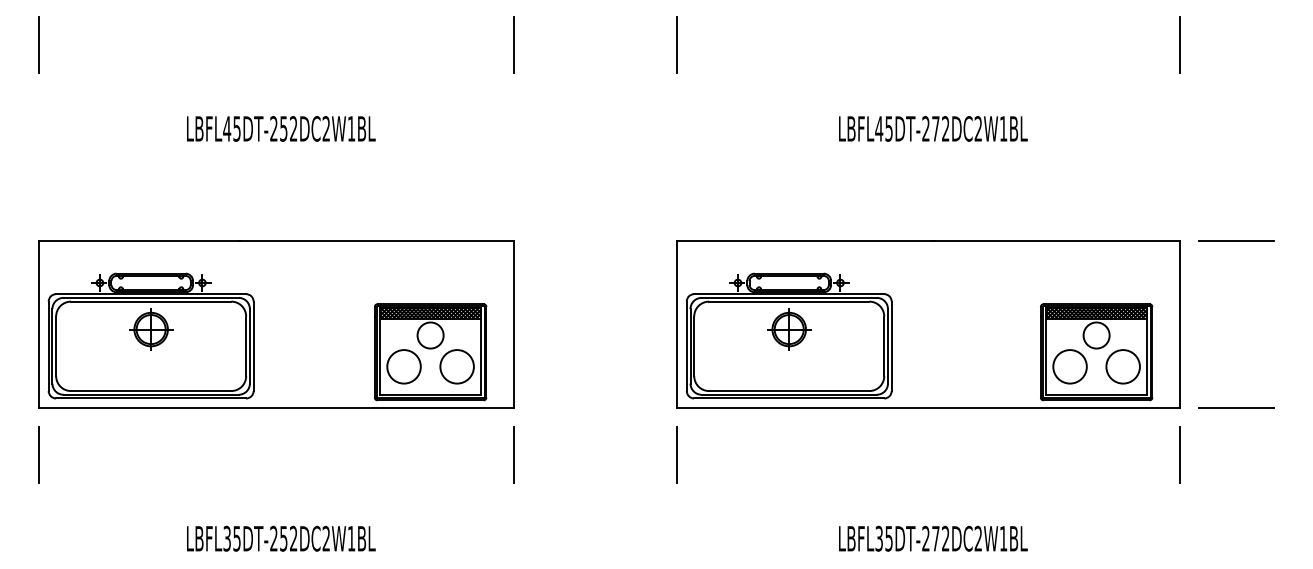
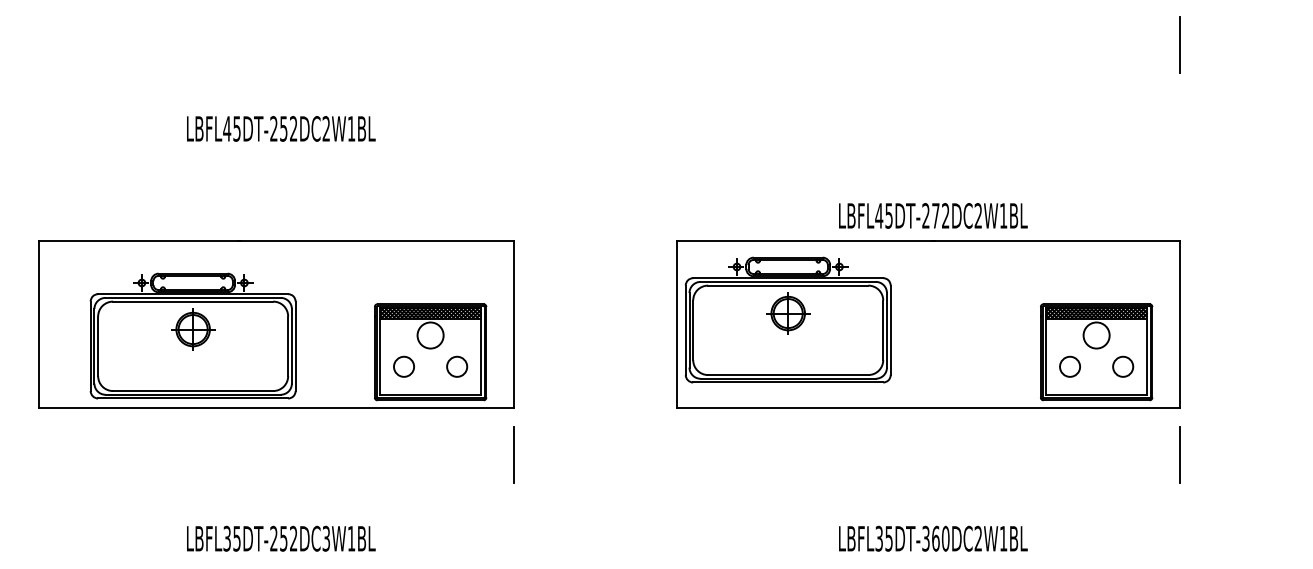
line: present -> none (39, 45)
line: present -> none (514, 45)
line: present -> none (677, 45)
text position: (933, 128) -> (933, 215) (933, 215)
line: present -> none (1236, 240)
part position: (150, 335) -> (192, 335) (192, 335)
part position: (788, 335) -> (787, 319) (787, 319)
circle diameter: 34 px -> 20 px (404, 366)
circle diameter: 34 px -> 20 px (457, 366)
circle diameter: 34 px -> 20 px (1070, 366)
circle diameter: 34 px -> 20 px (1123, 366)
line: present -> none (1236, 408)
line: present -> none (39, 454)
line: present -> none (677, 454)
text: LBFL35DT-252DC2W1BL -> LBFL35DT-252DC3W1BL (325, 538)
text: LBFL35DT-272DC2W1BL -> LBFL35DT-360DC2W1BL (935, 538)
